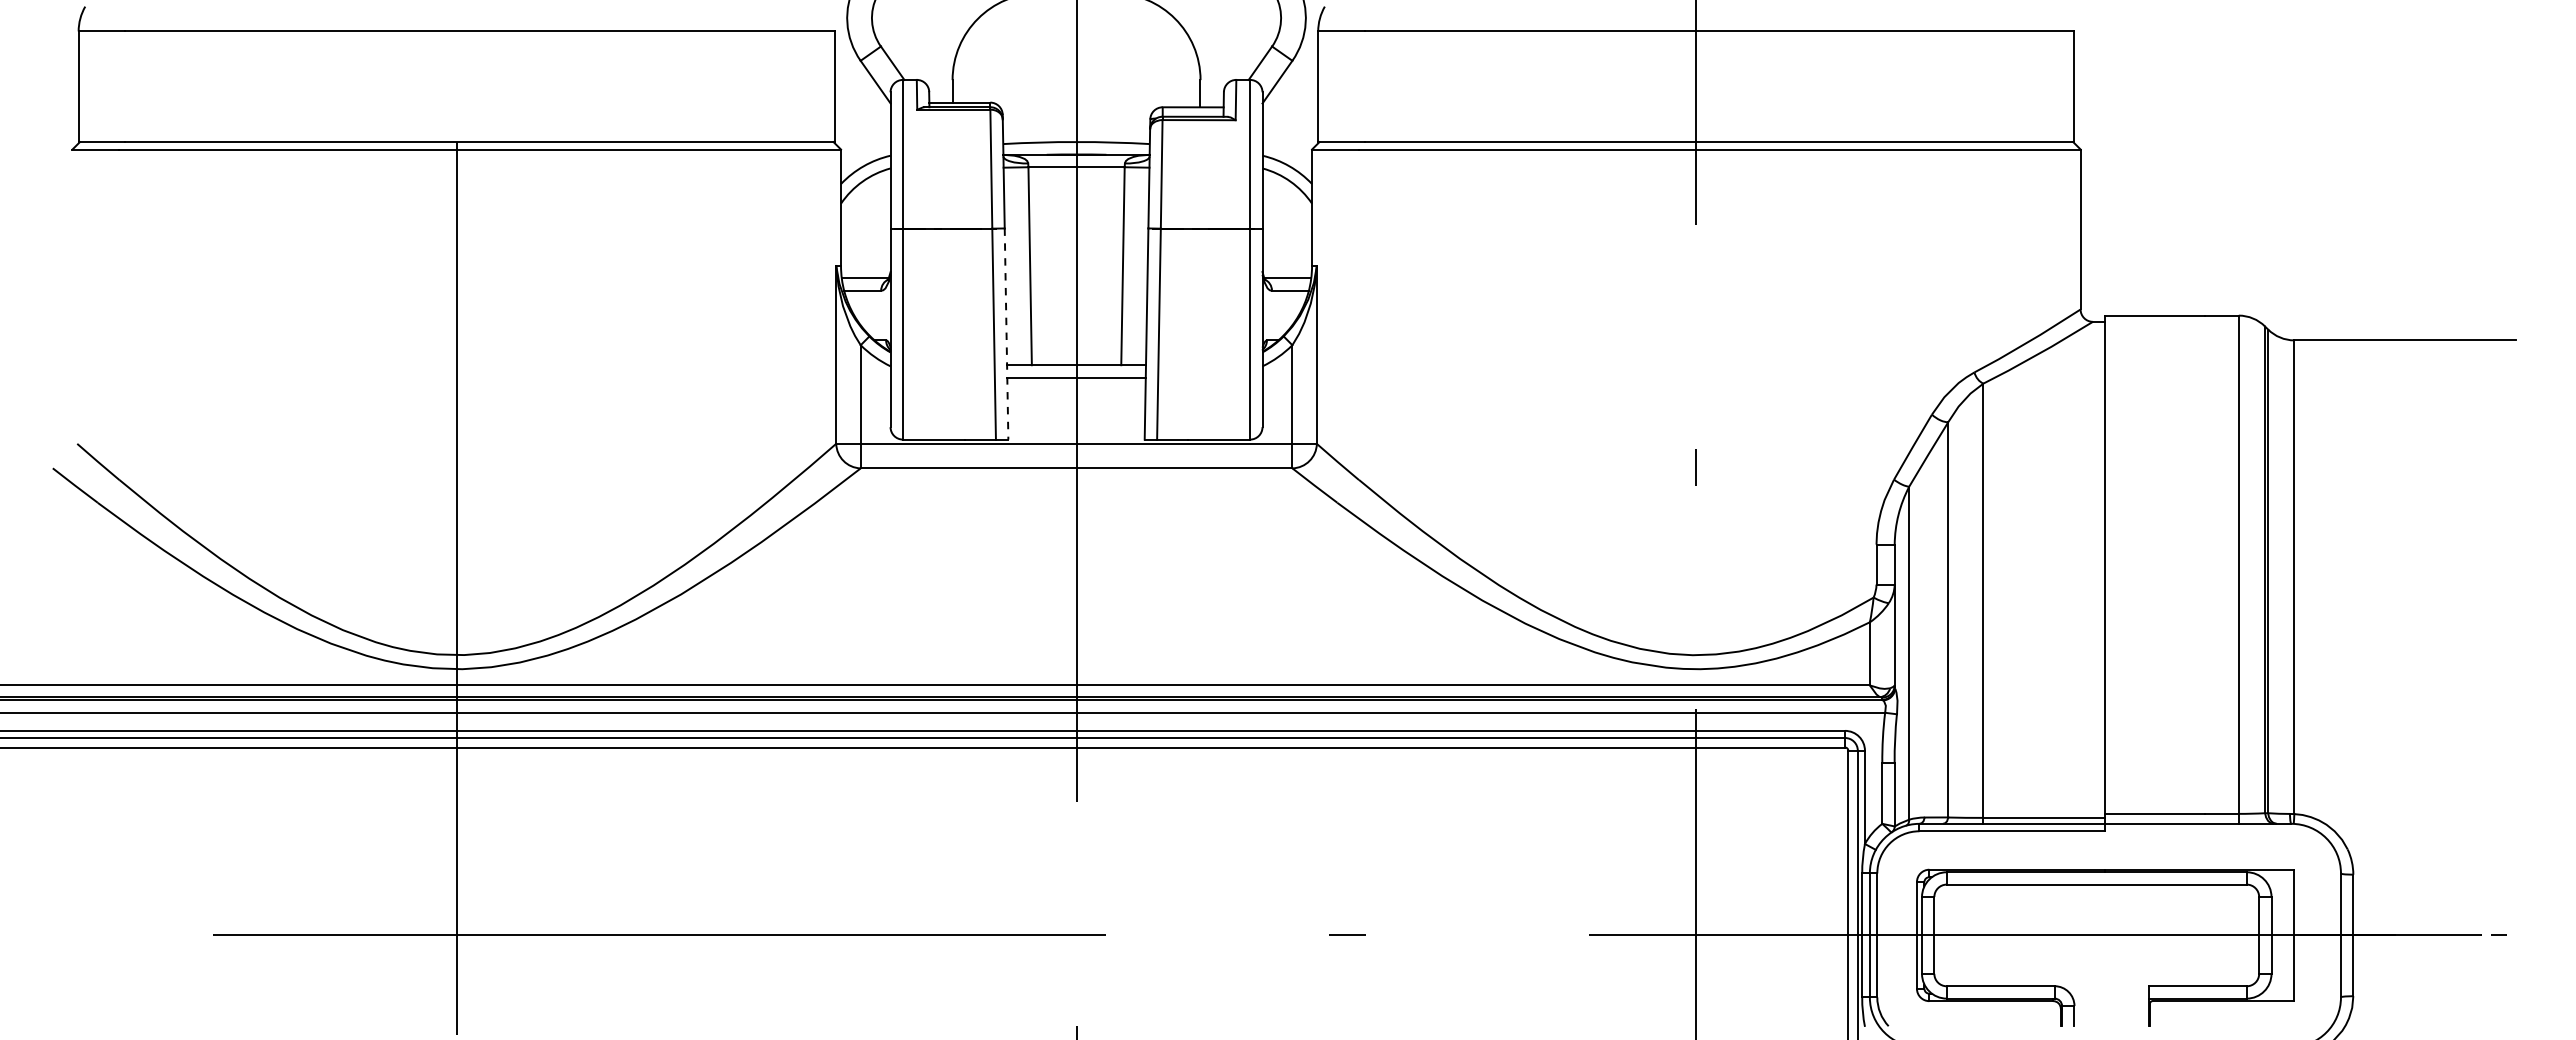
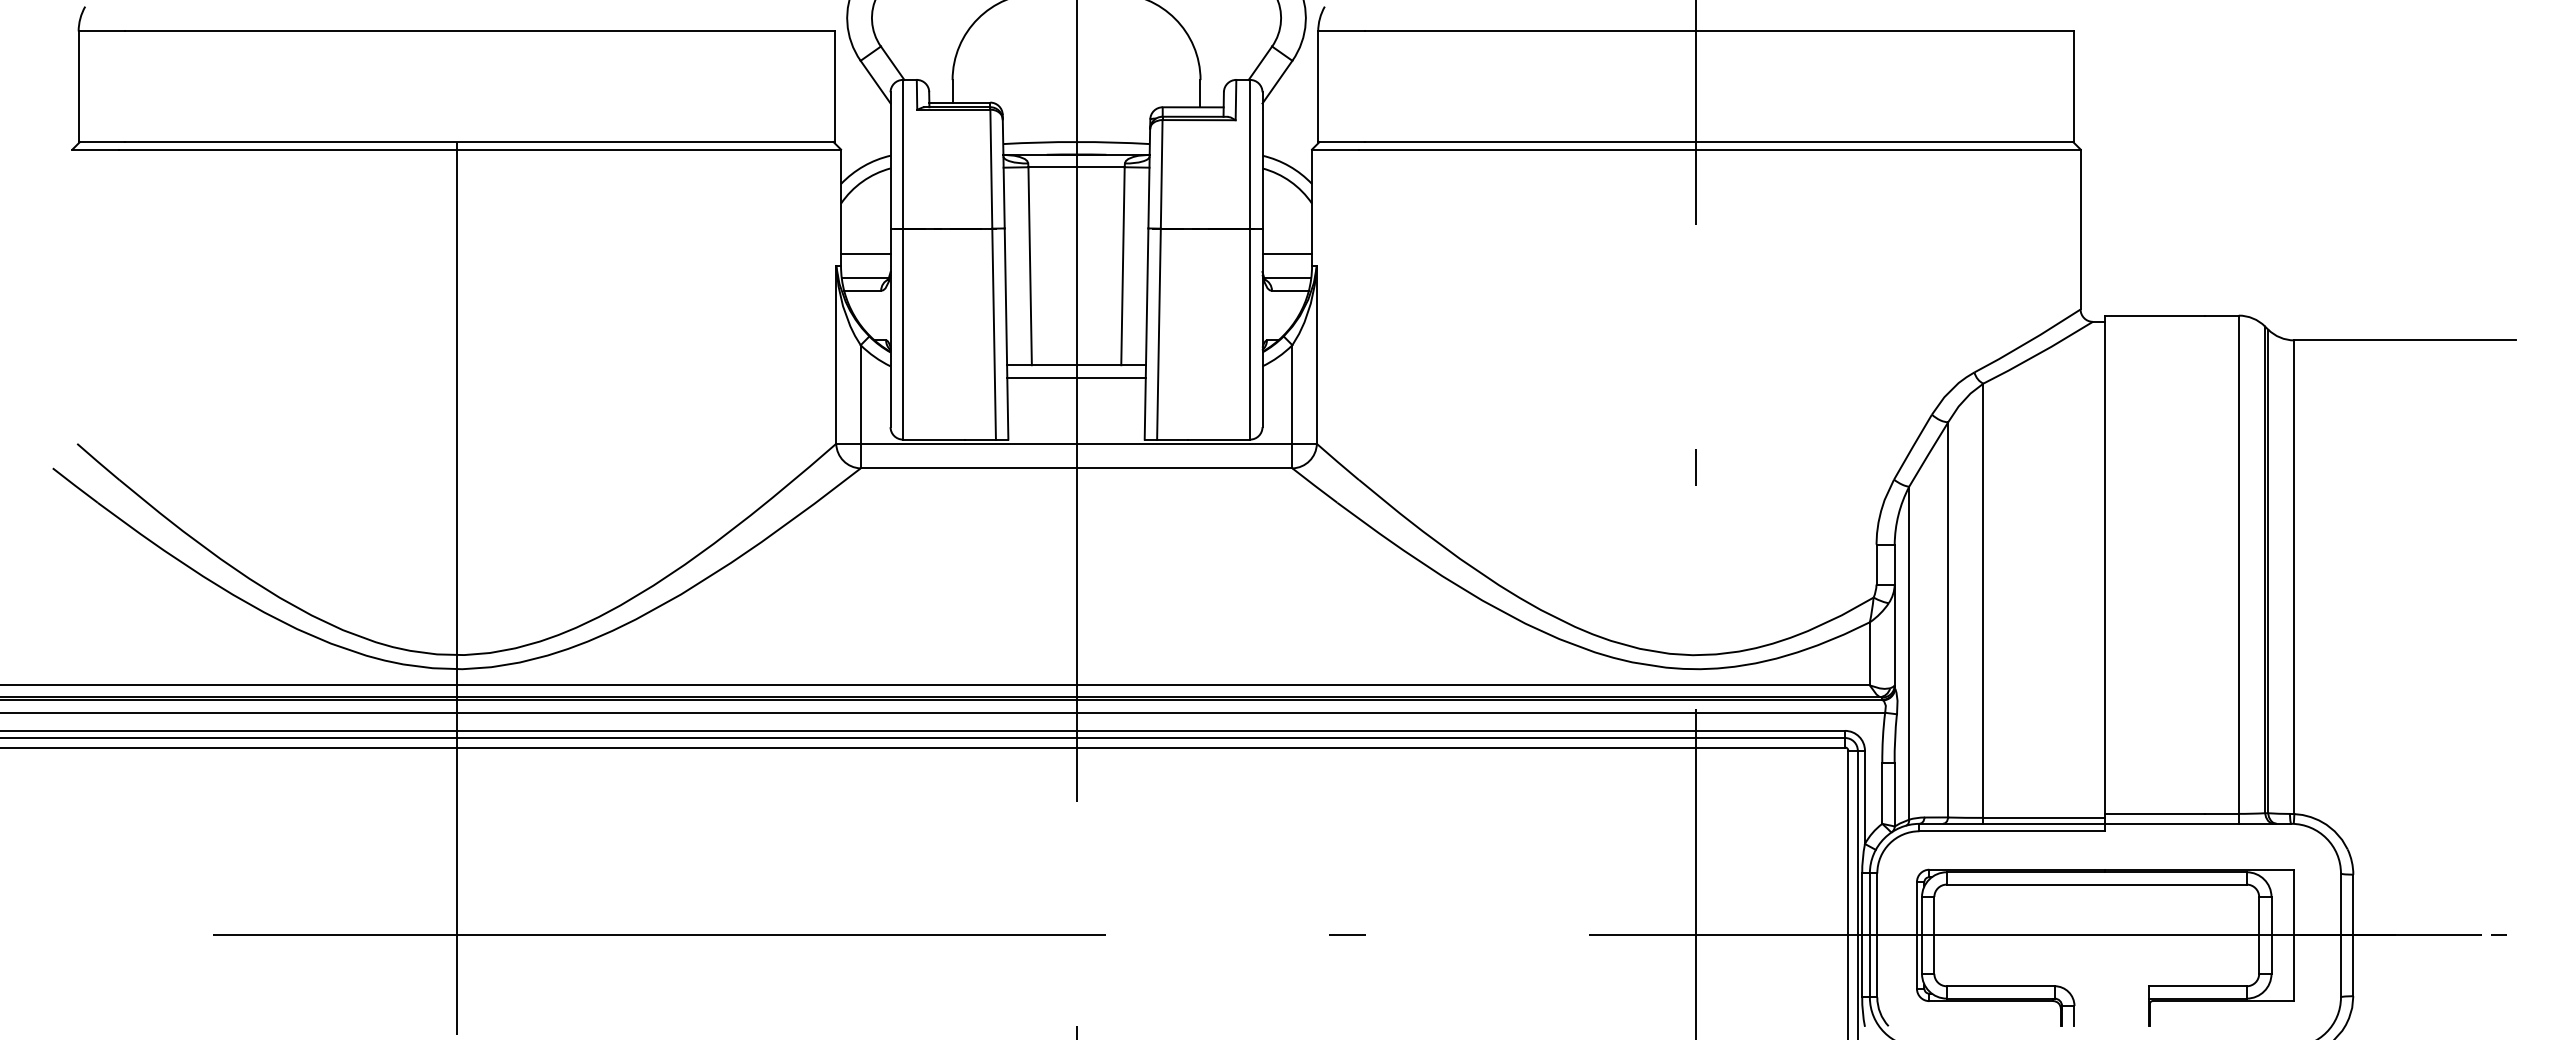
line: none -> present (865, 253)
line: none -> present (1287, 253)
line: dashed -> solid (1006, 334)
